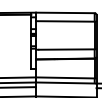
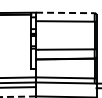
line: solid -> dashed (65, 12)
line: solid -> dashed (18, 96)
